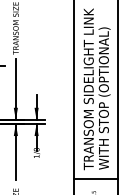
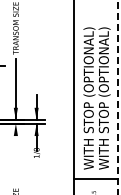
text: TRANSOM SIDELIGHT LINK -> WITH STOP (OPTIONAL) (89, 89)
line: solid -> dashed (117, 97)
line: present -> none (15, 151)
